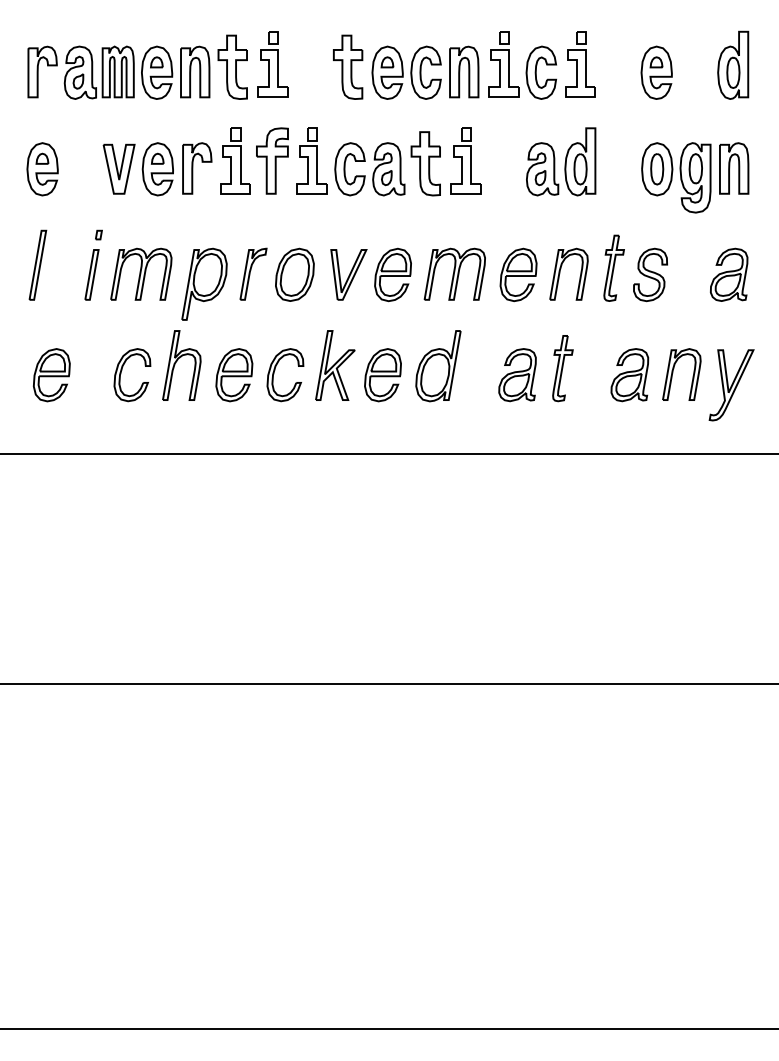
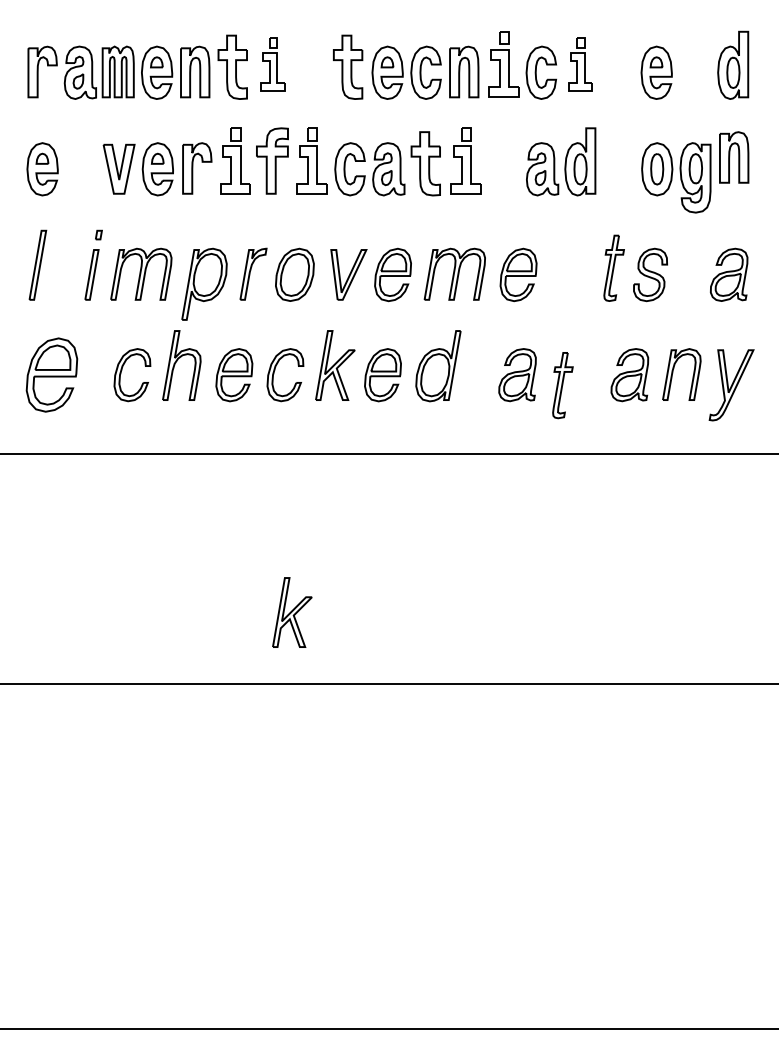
part size: 32x67 px -> 26x55 px (272, 64)
part size: 31x67 px -> 25x55 px (580, 64)
part position: (734, 168) -> (734, 157) (734, 157)
part: present -> none (560, 273)
part position: (562, 368) -> (562, 385) (562, 385)
part size: 39x55 px -> 54x76 px (51, 374)
part: none -> present (292, 612)
